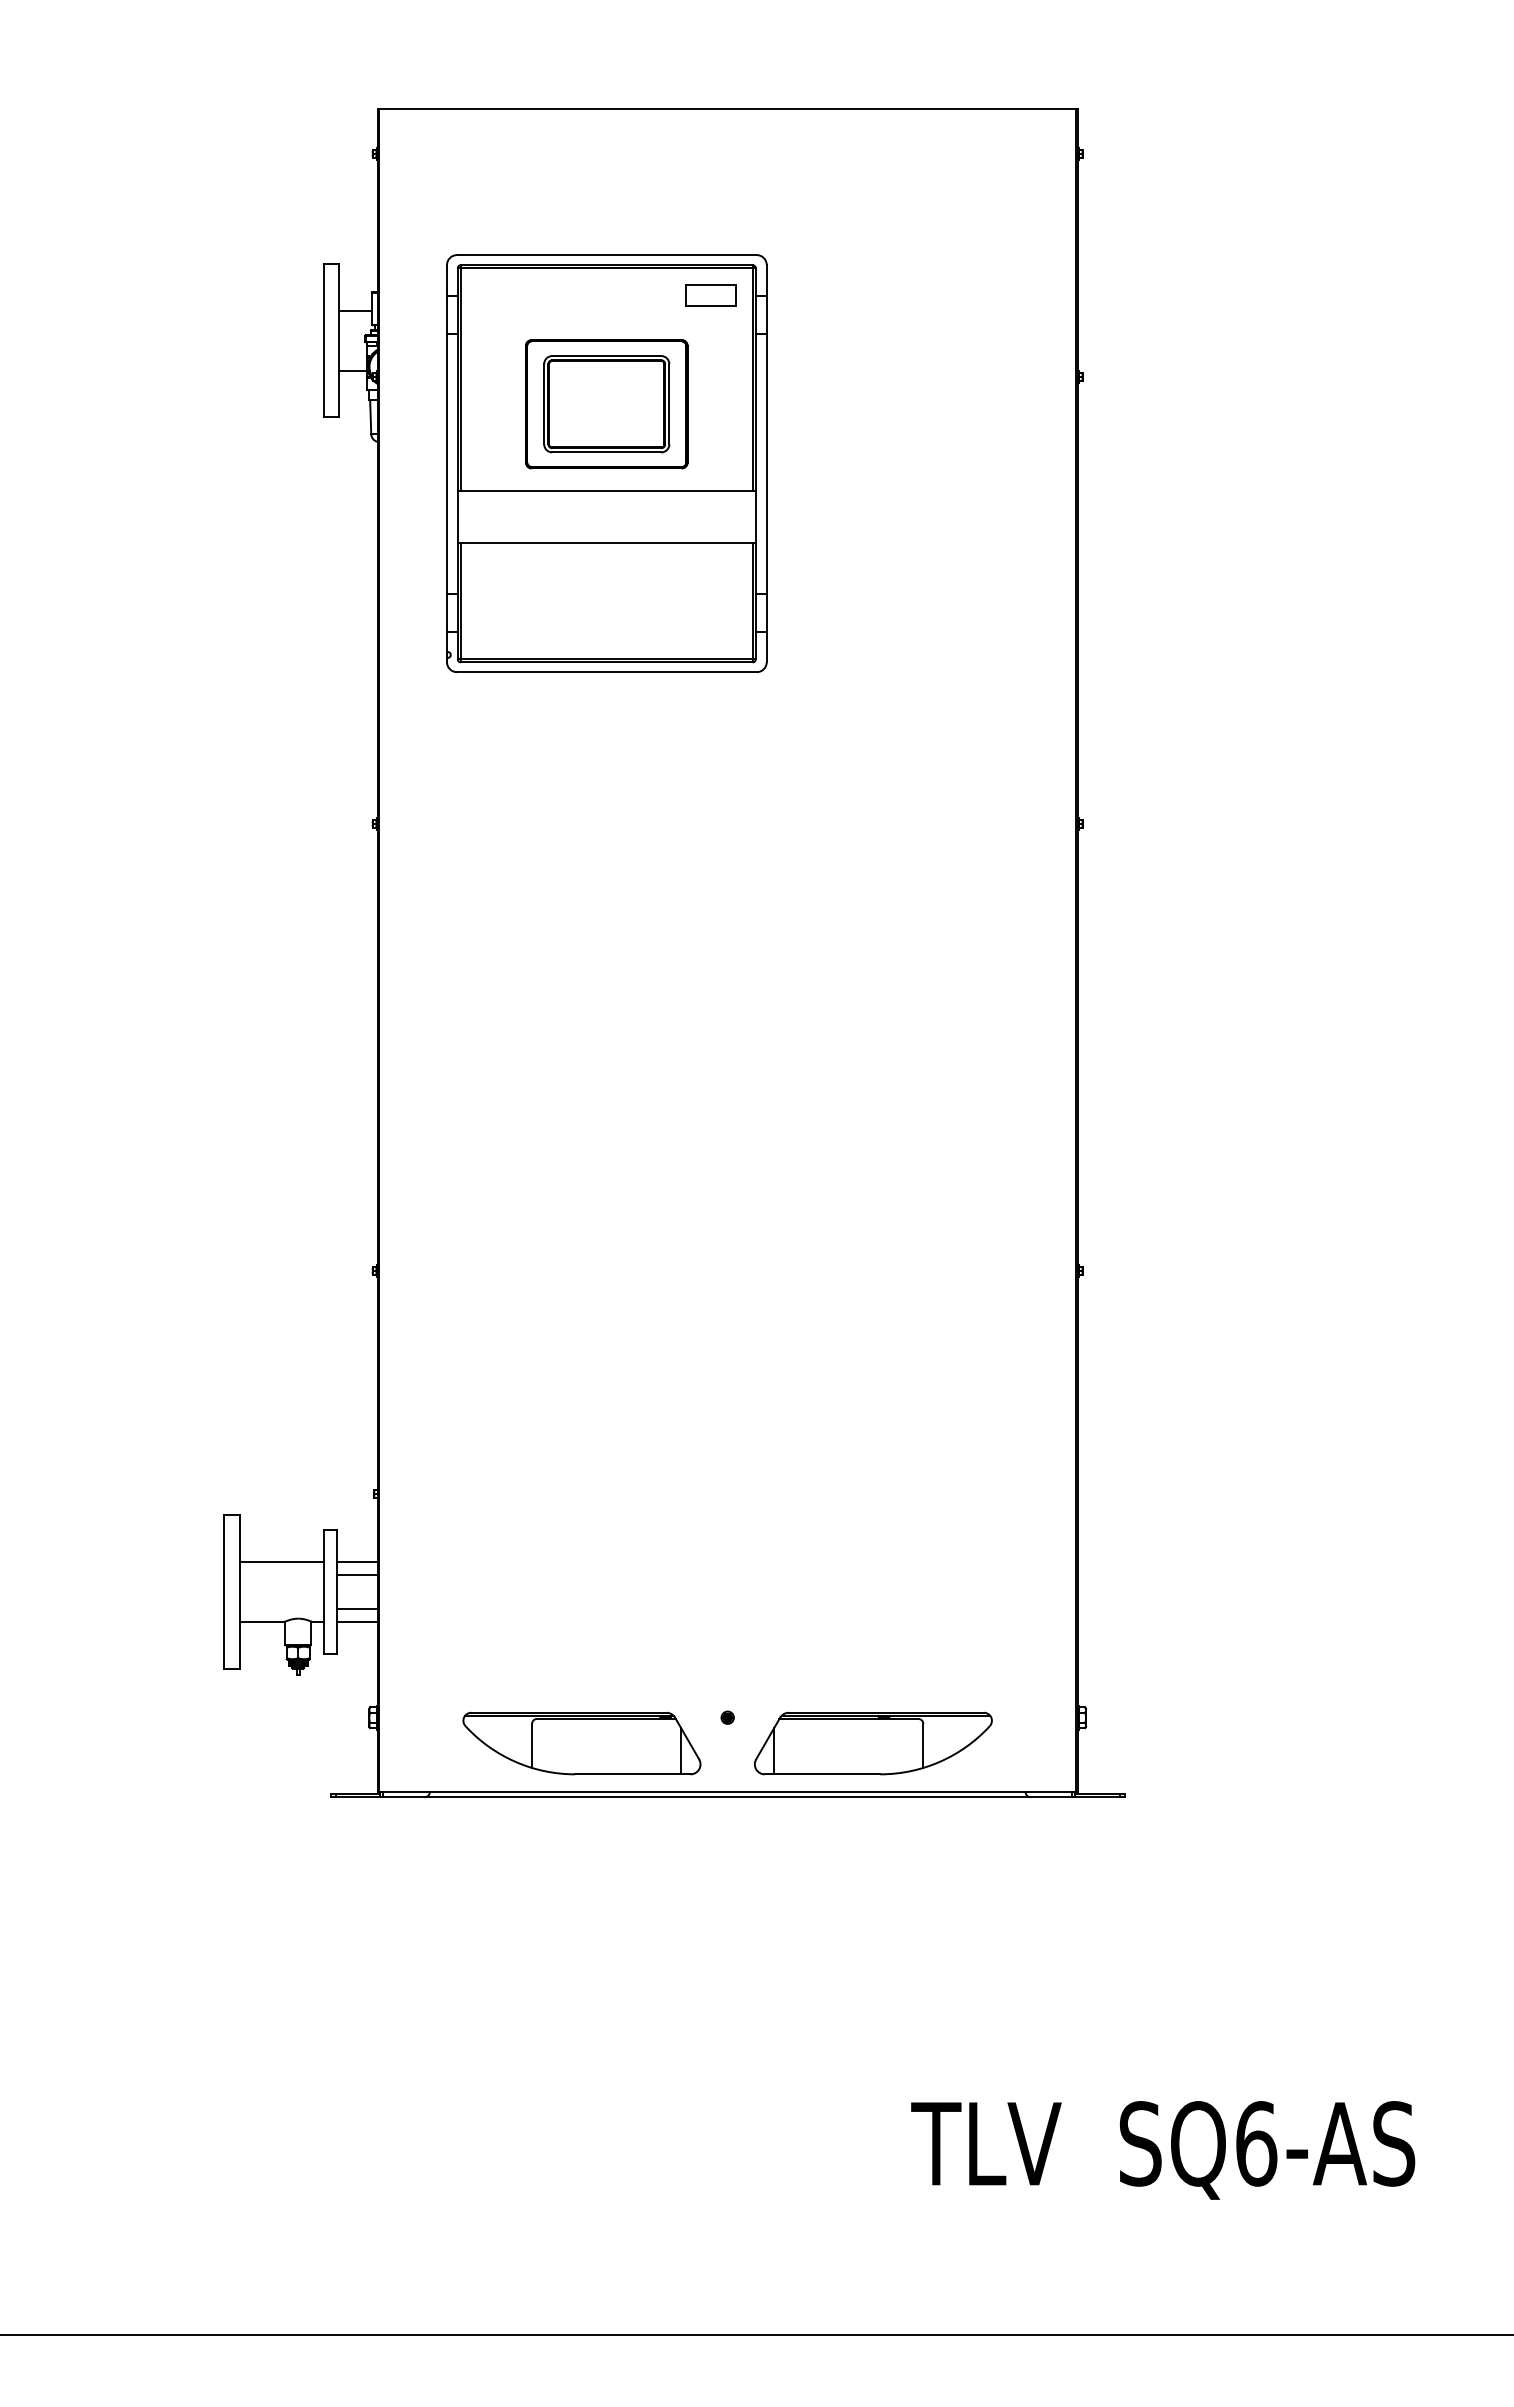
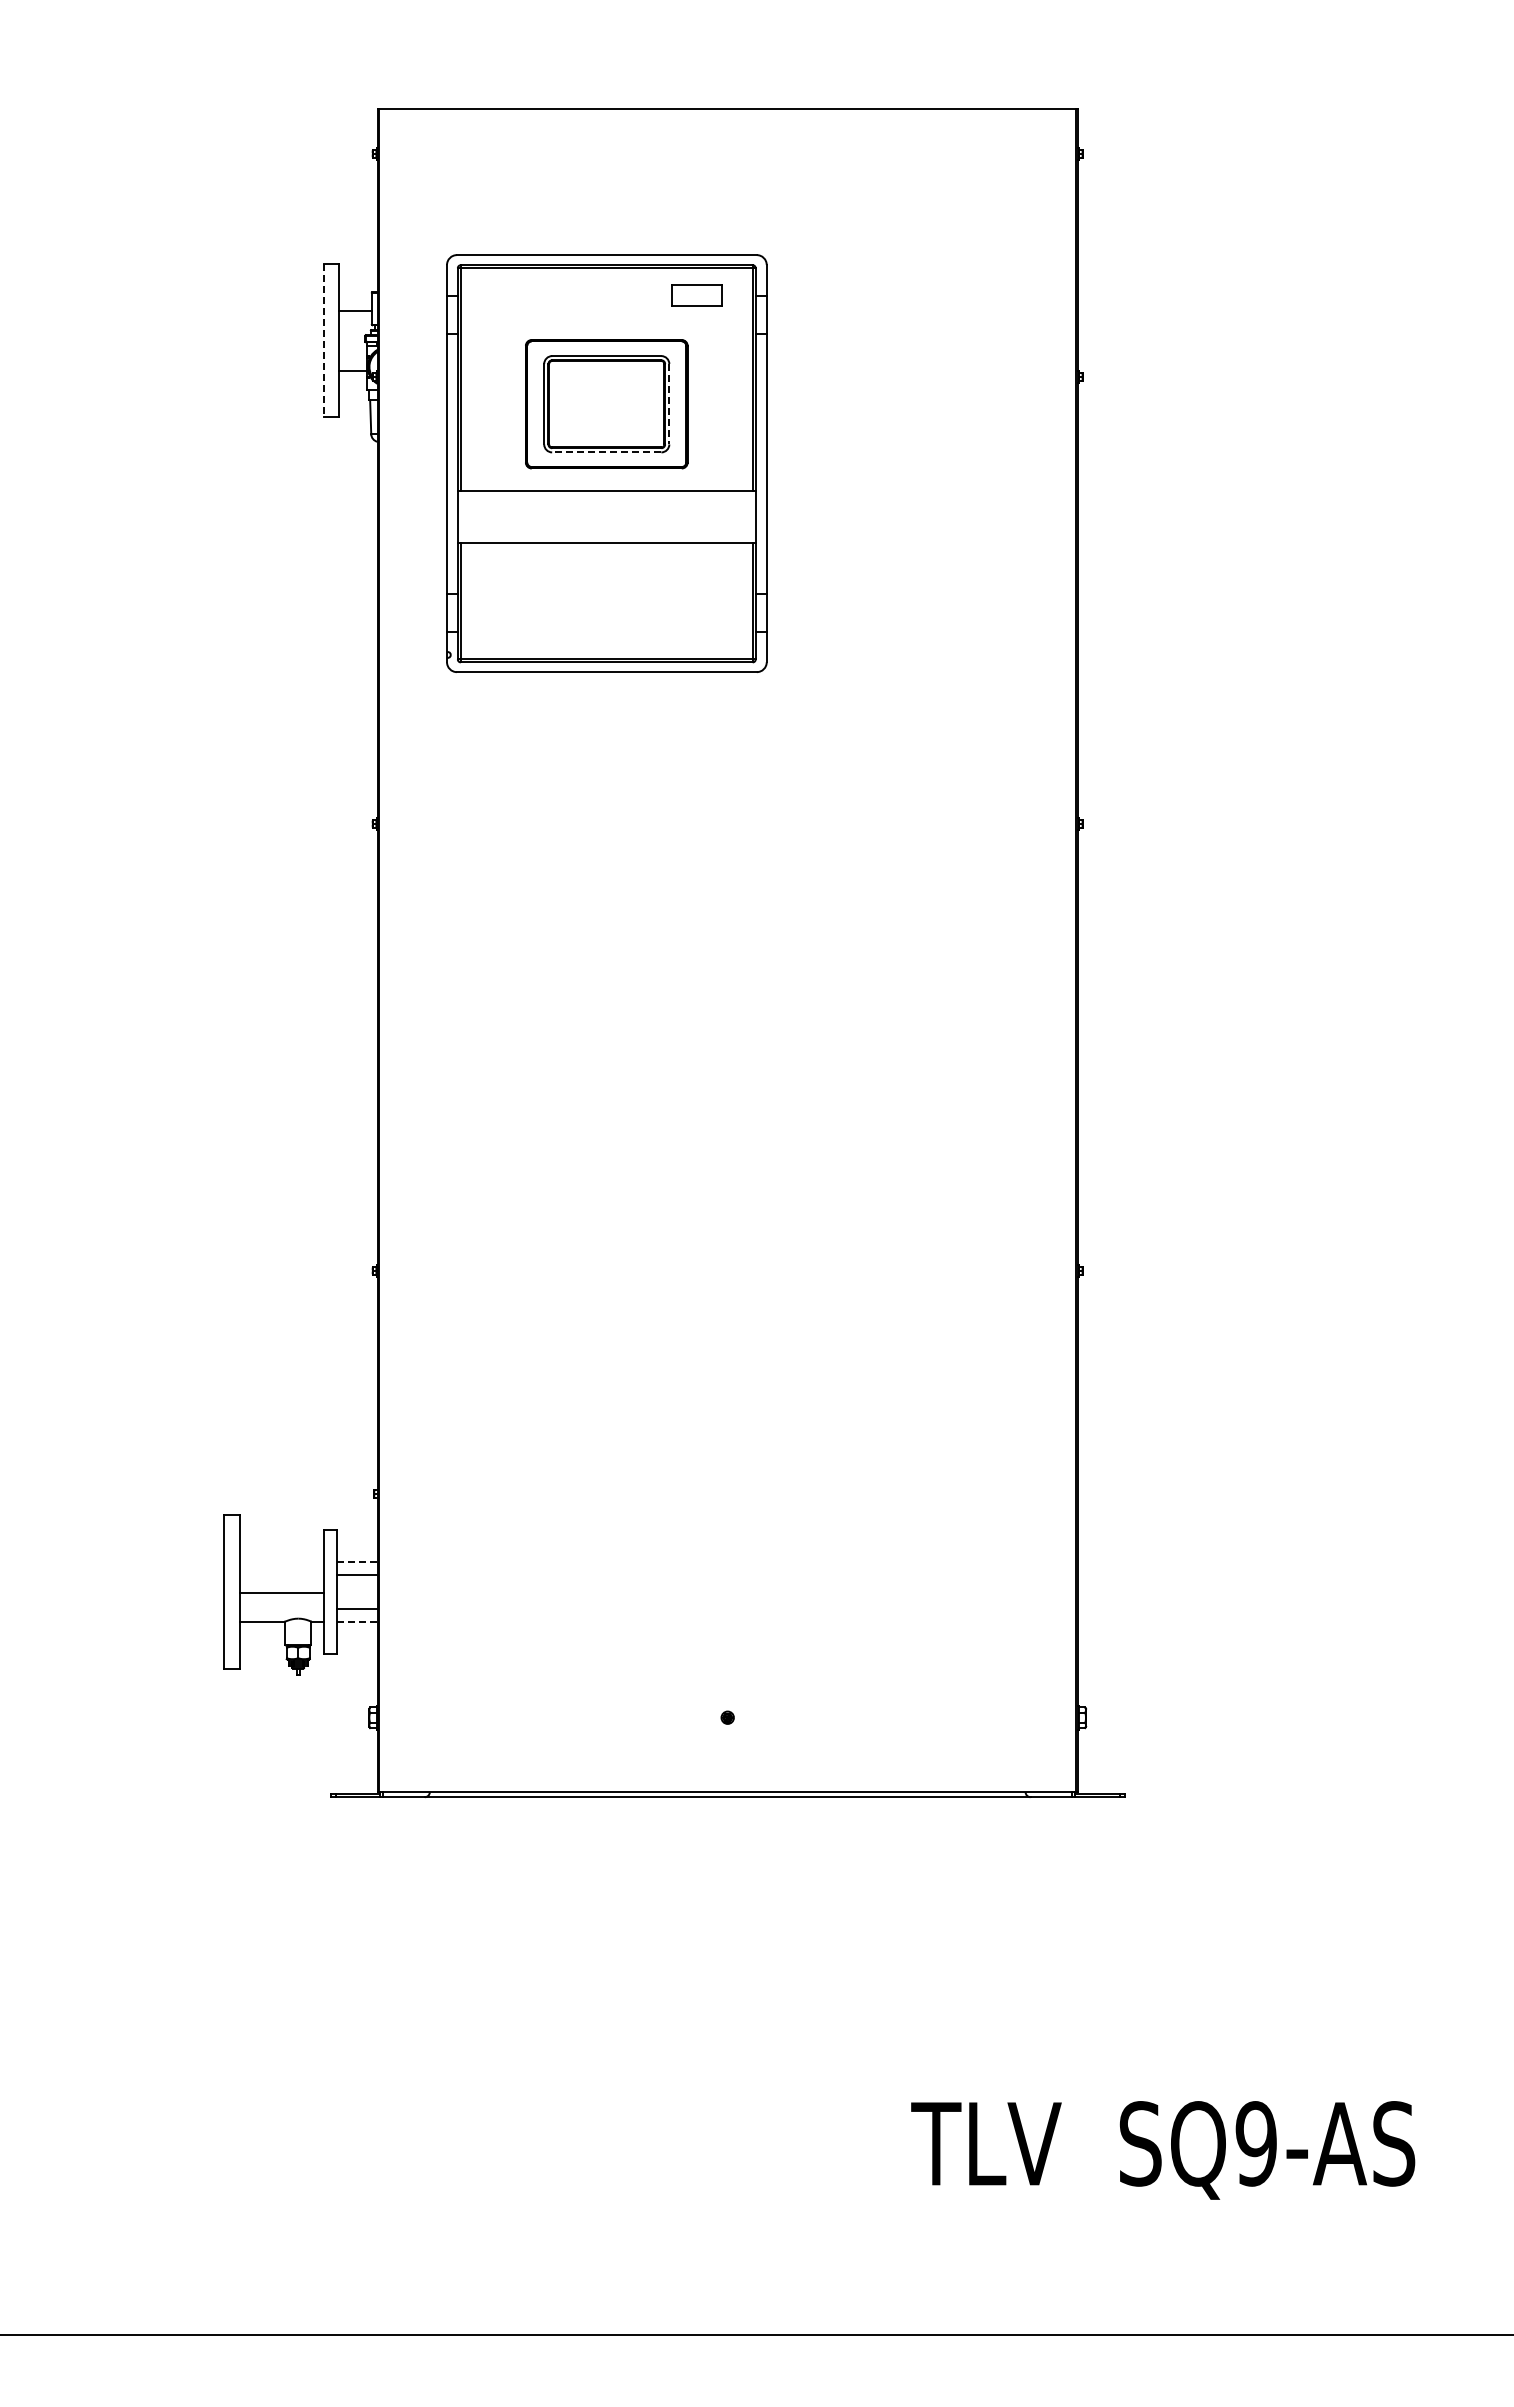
part position: (710, 295) -> (696, 295) (696, 295)
line: solid -> dashed (323, 340)
line: solid -> dashed (669, 404)
line: solid -> dashed (606, 452)
line position: (281, 1561) -> (281, 1592) (281, 1592)
line: solid -> dashed (357, 1561)
line: solid -> dashed (357, 1621)
part: present -> none (581, 1743)
part: present -> none (873, 1743)
text: SQ6-AS -> SQ9-AS (1256, 2143)
